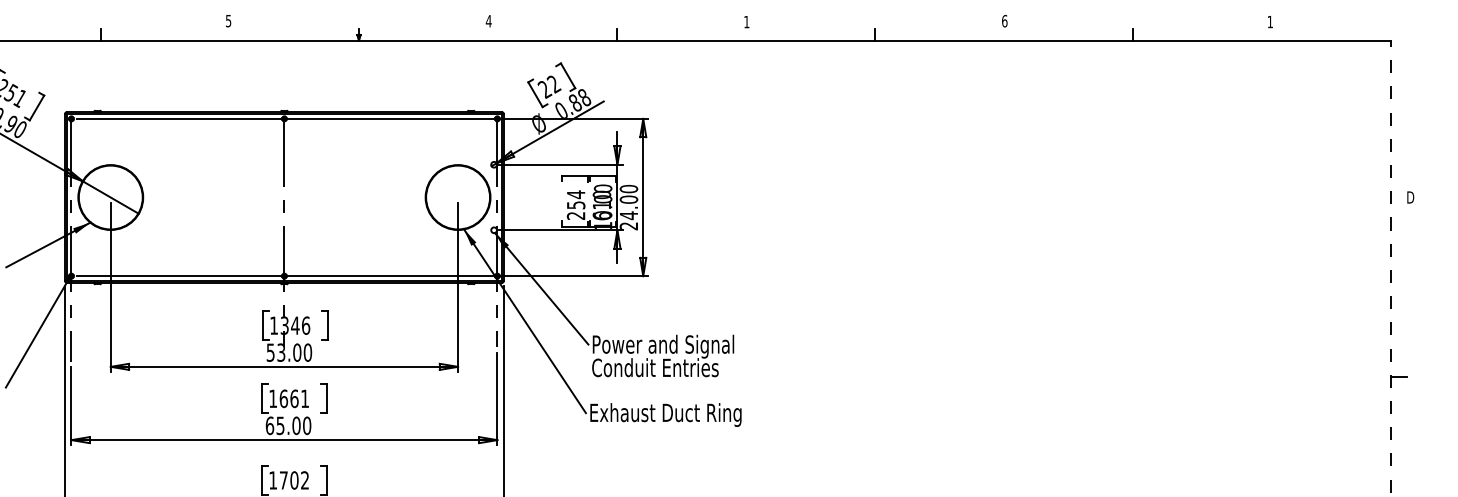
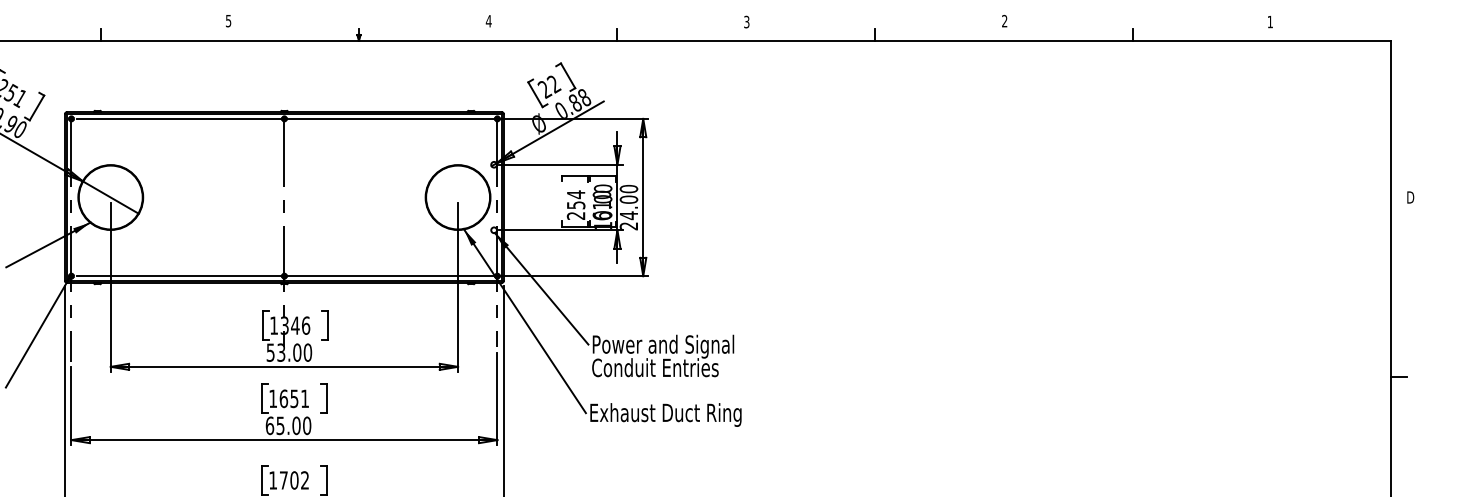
text: 6 -> 2 (1004, 20)
text: 1 -> 3 (746, 21)
line: dashed -> solid (1391, 268)
text: 1661 -> 1651 (294, 398)
